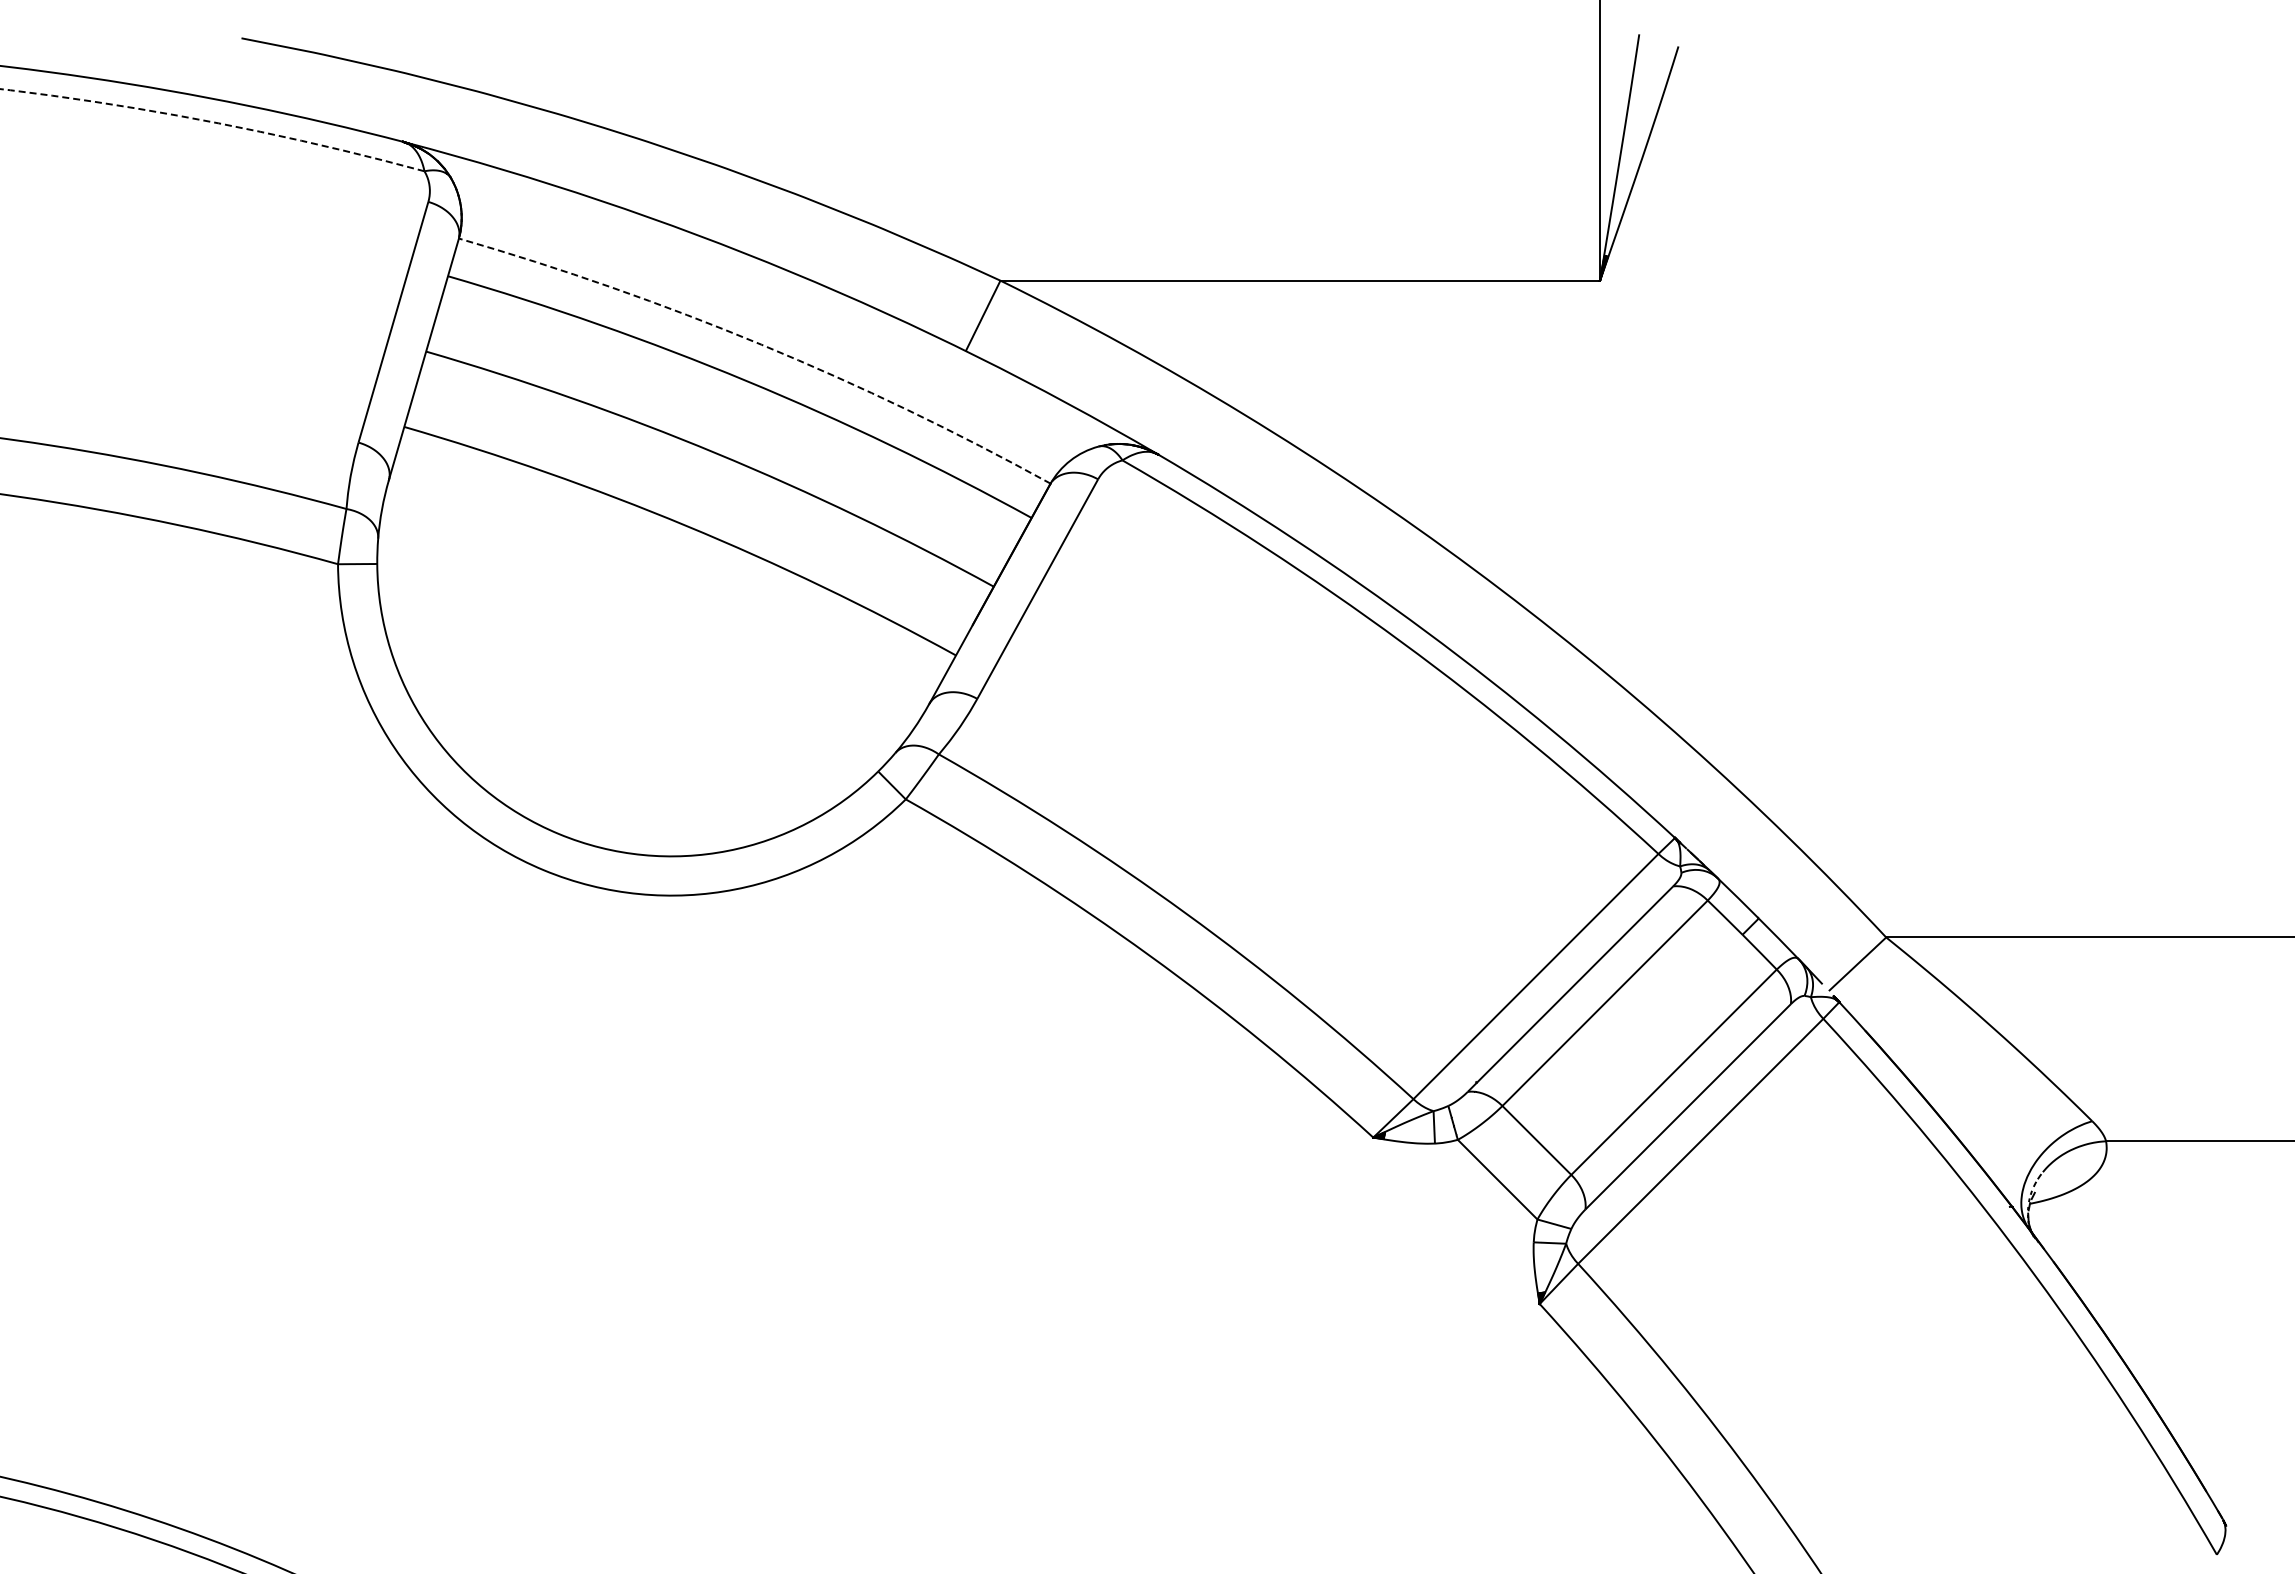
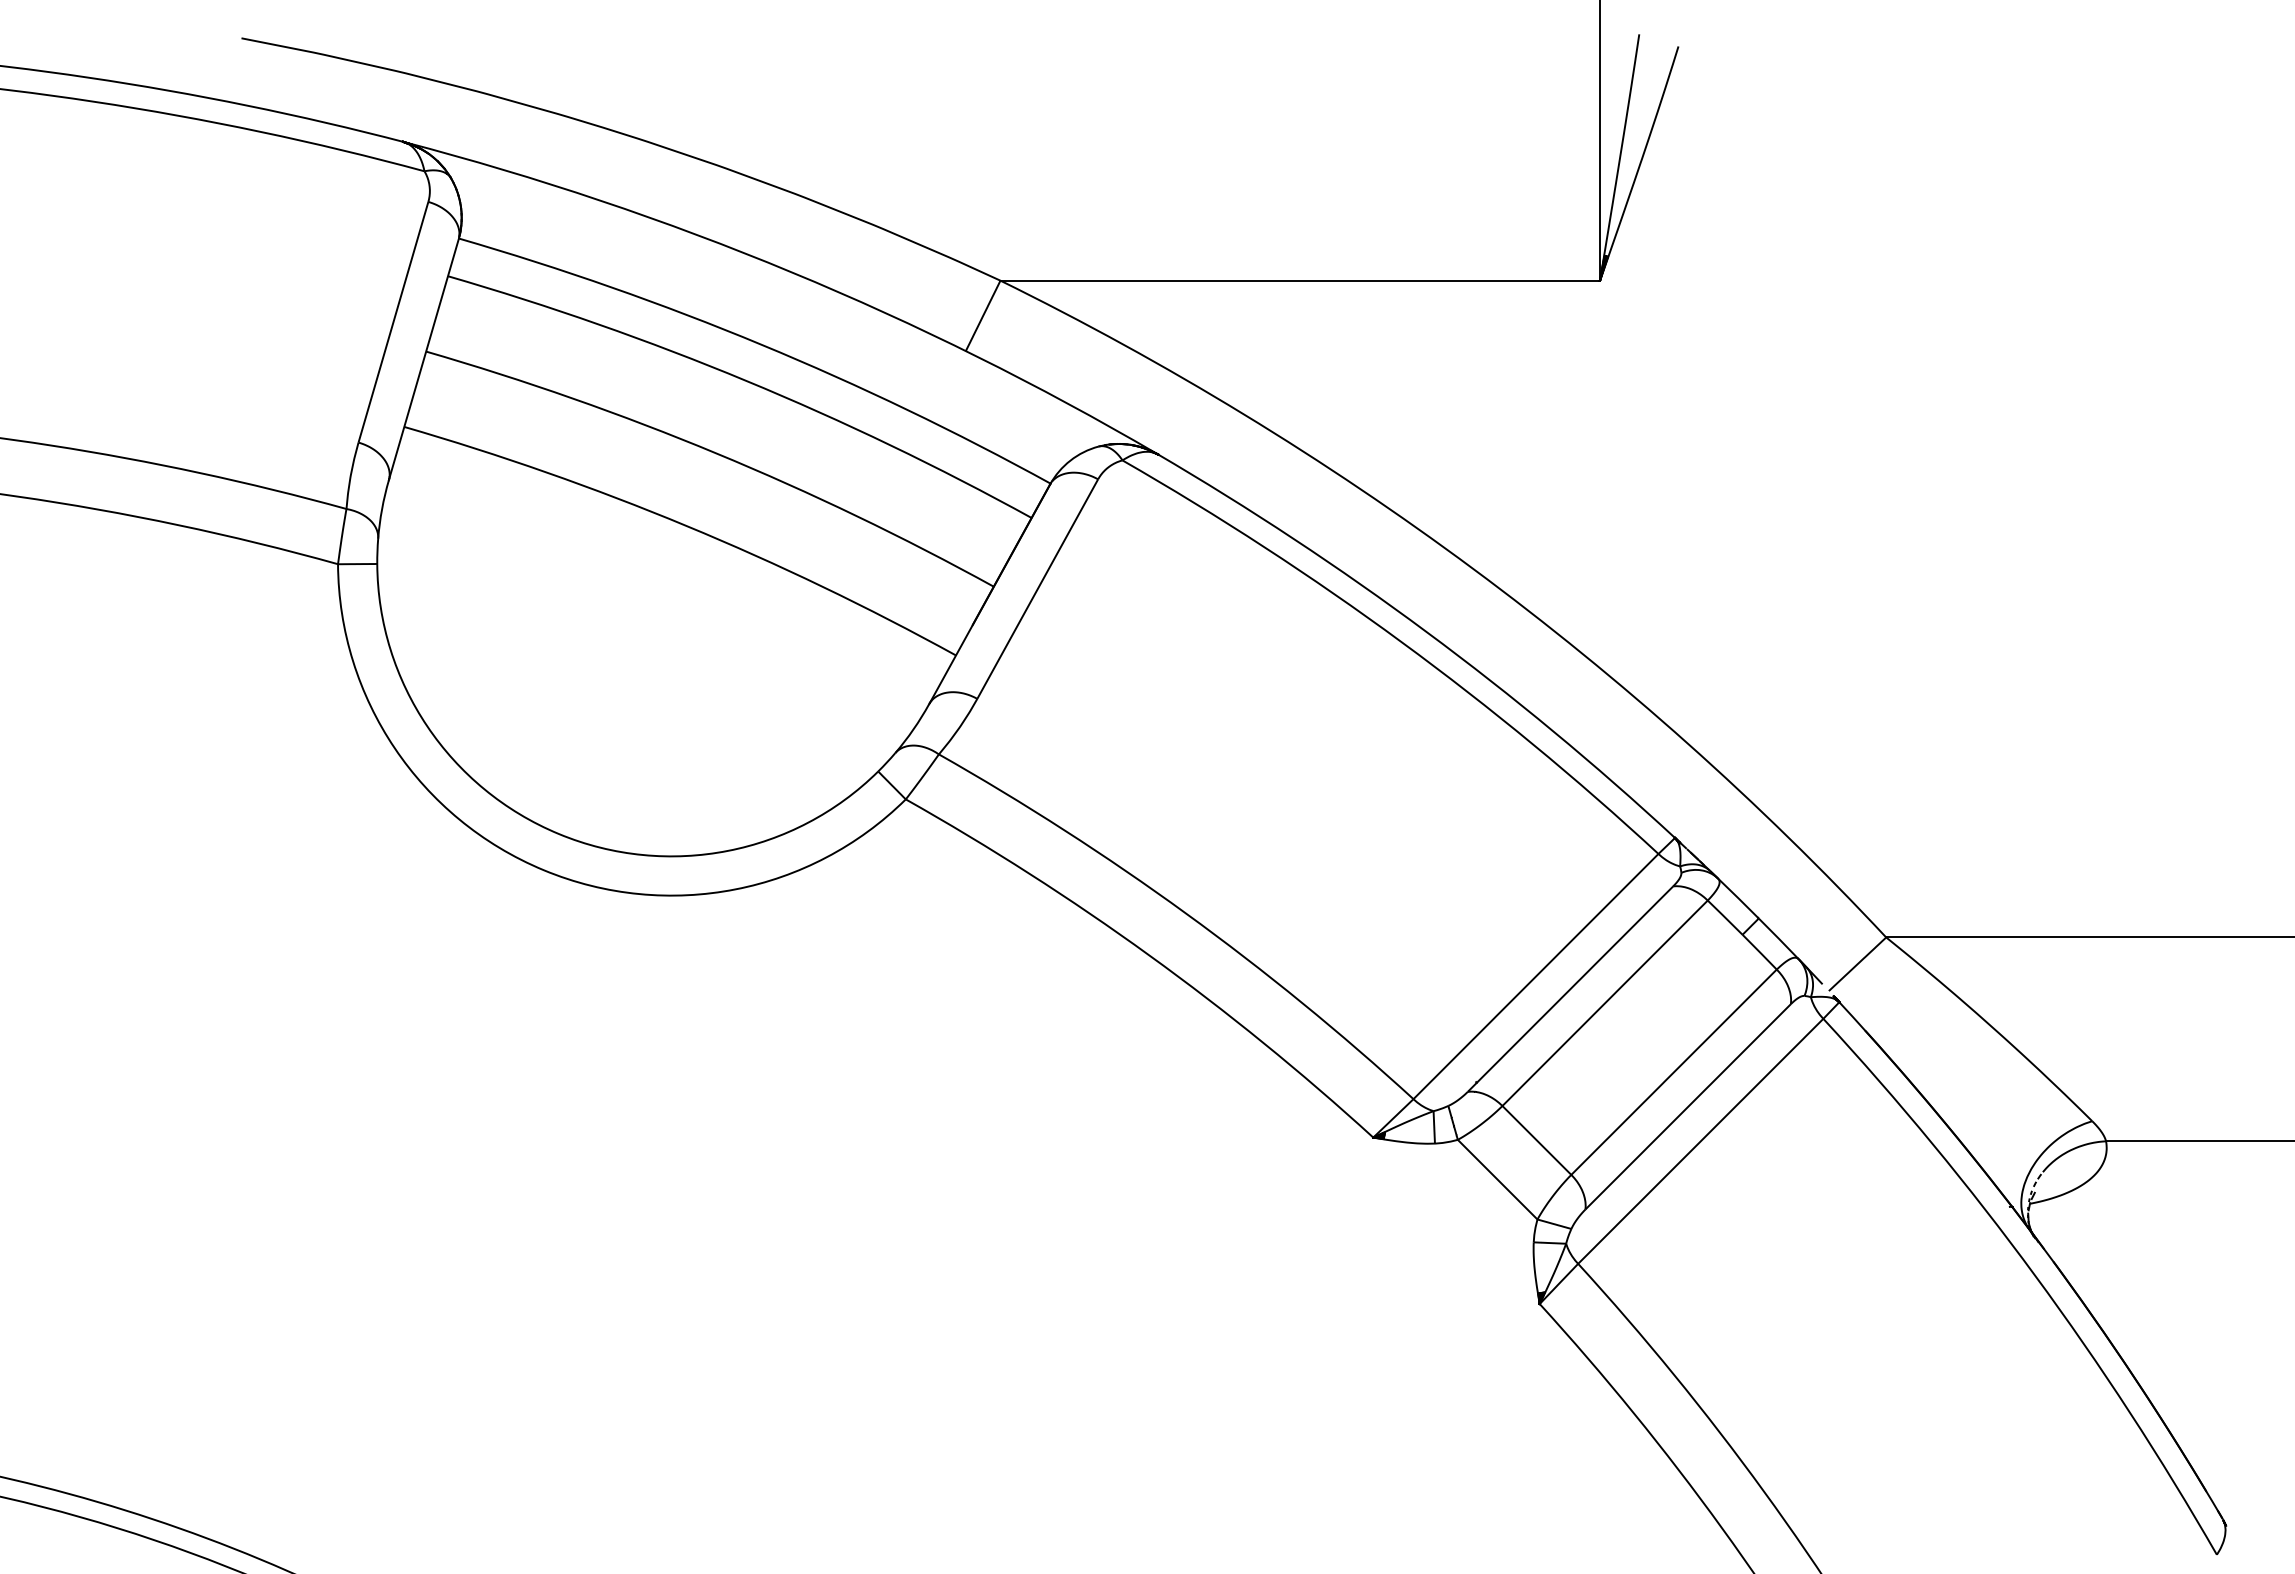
arc: dashed -> solid (213, 122)
arc: dashed -> solid (761, 344)
